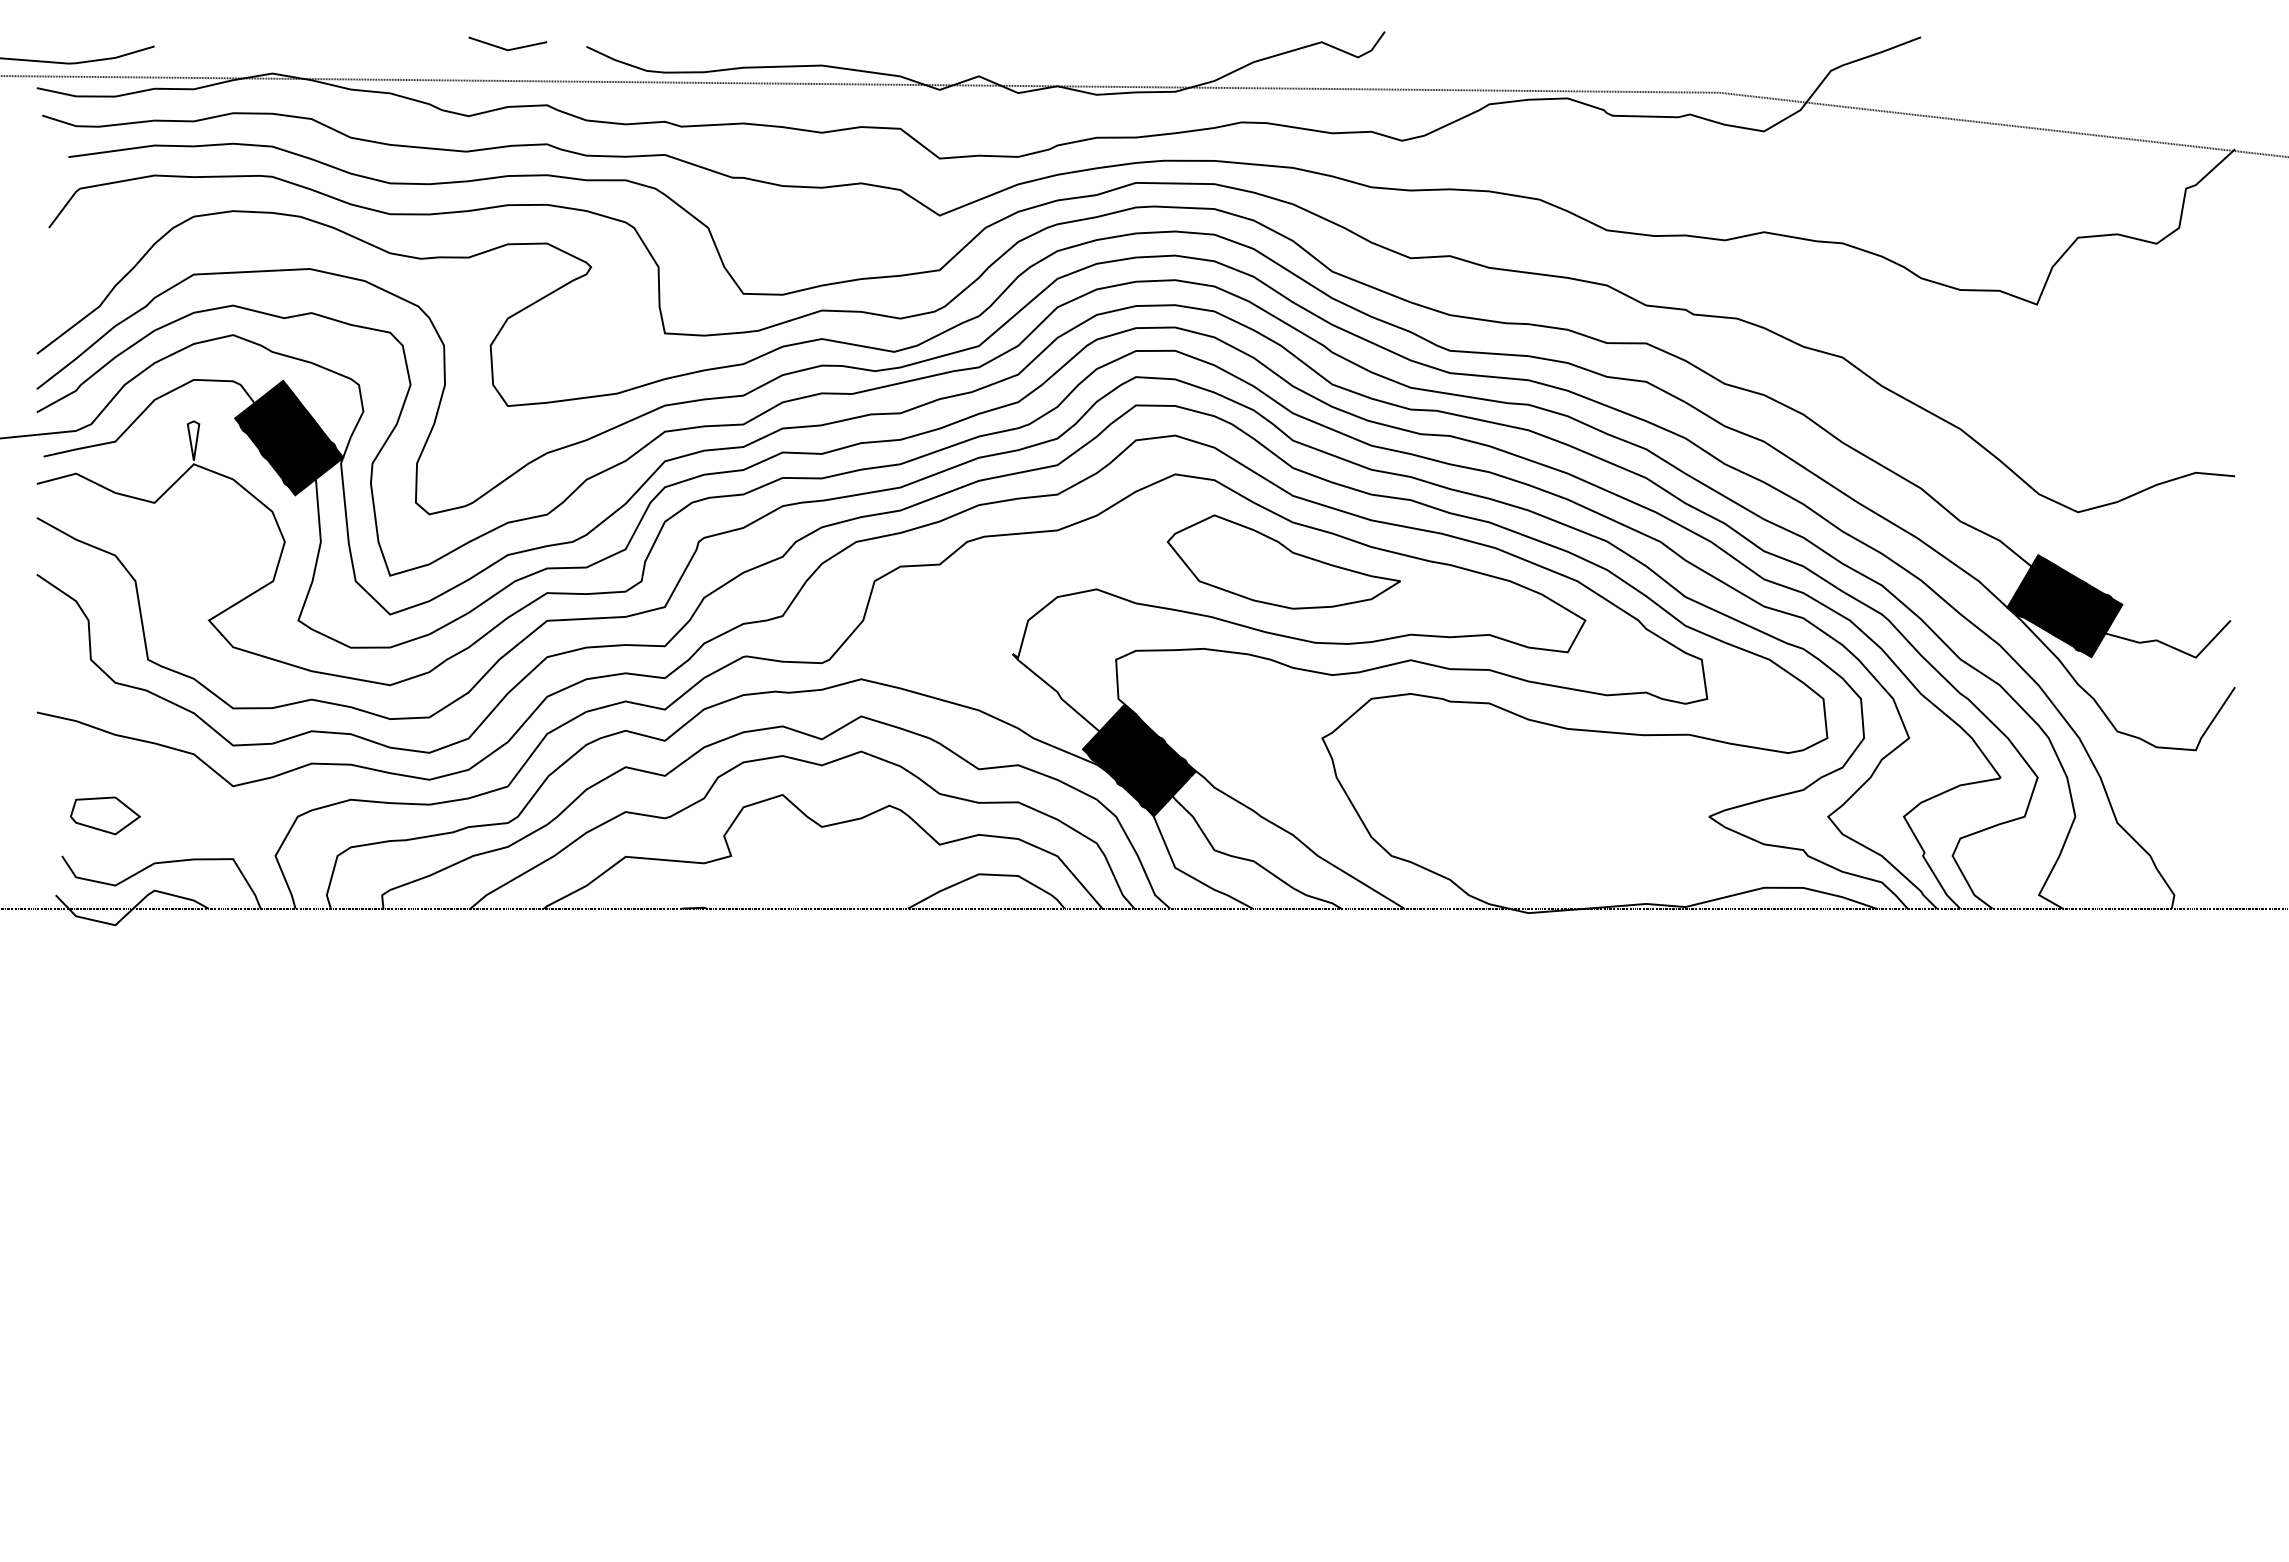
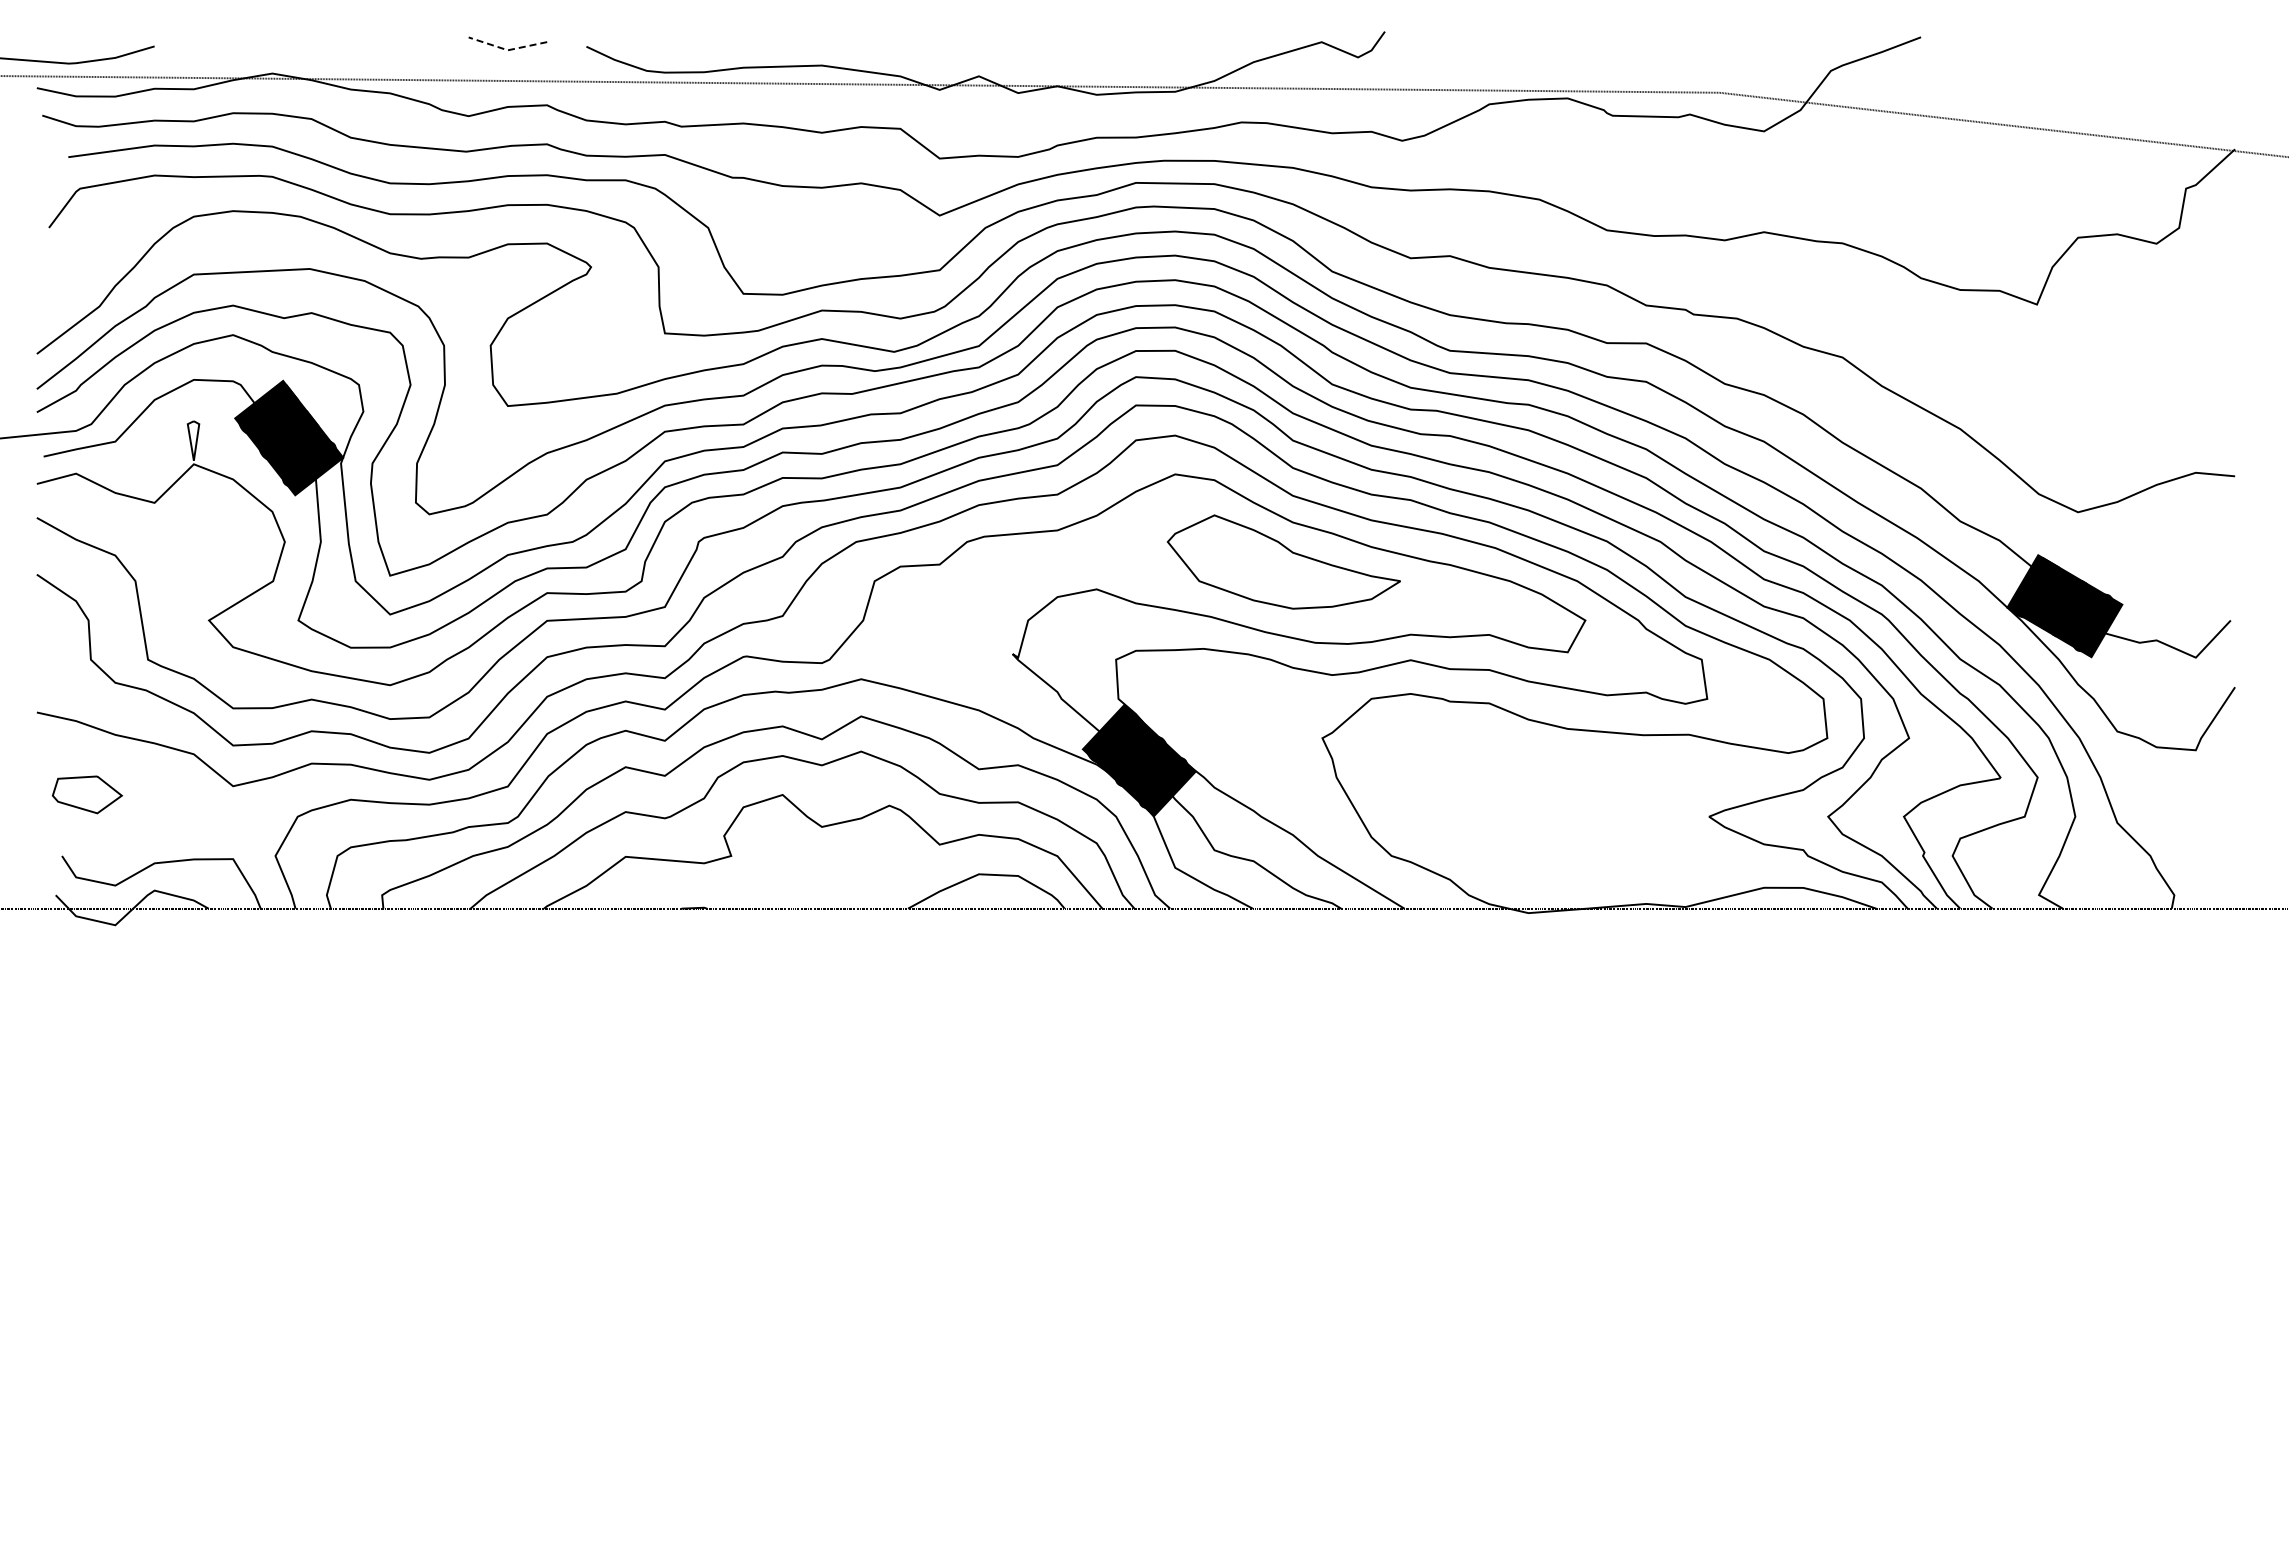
line: solid -> dashed (507, 50)
part position: (105, 815) -> (87, 794) (87, 794)
